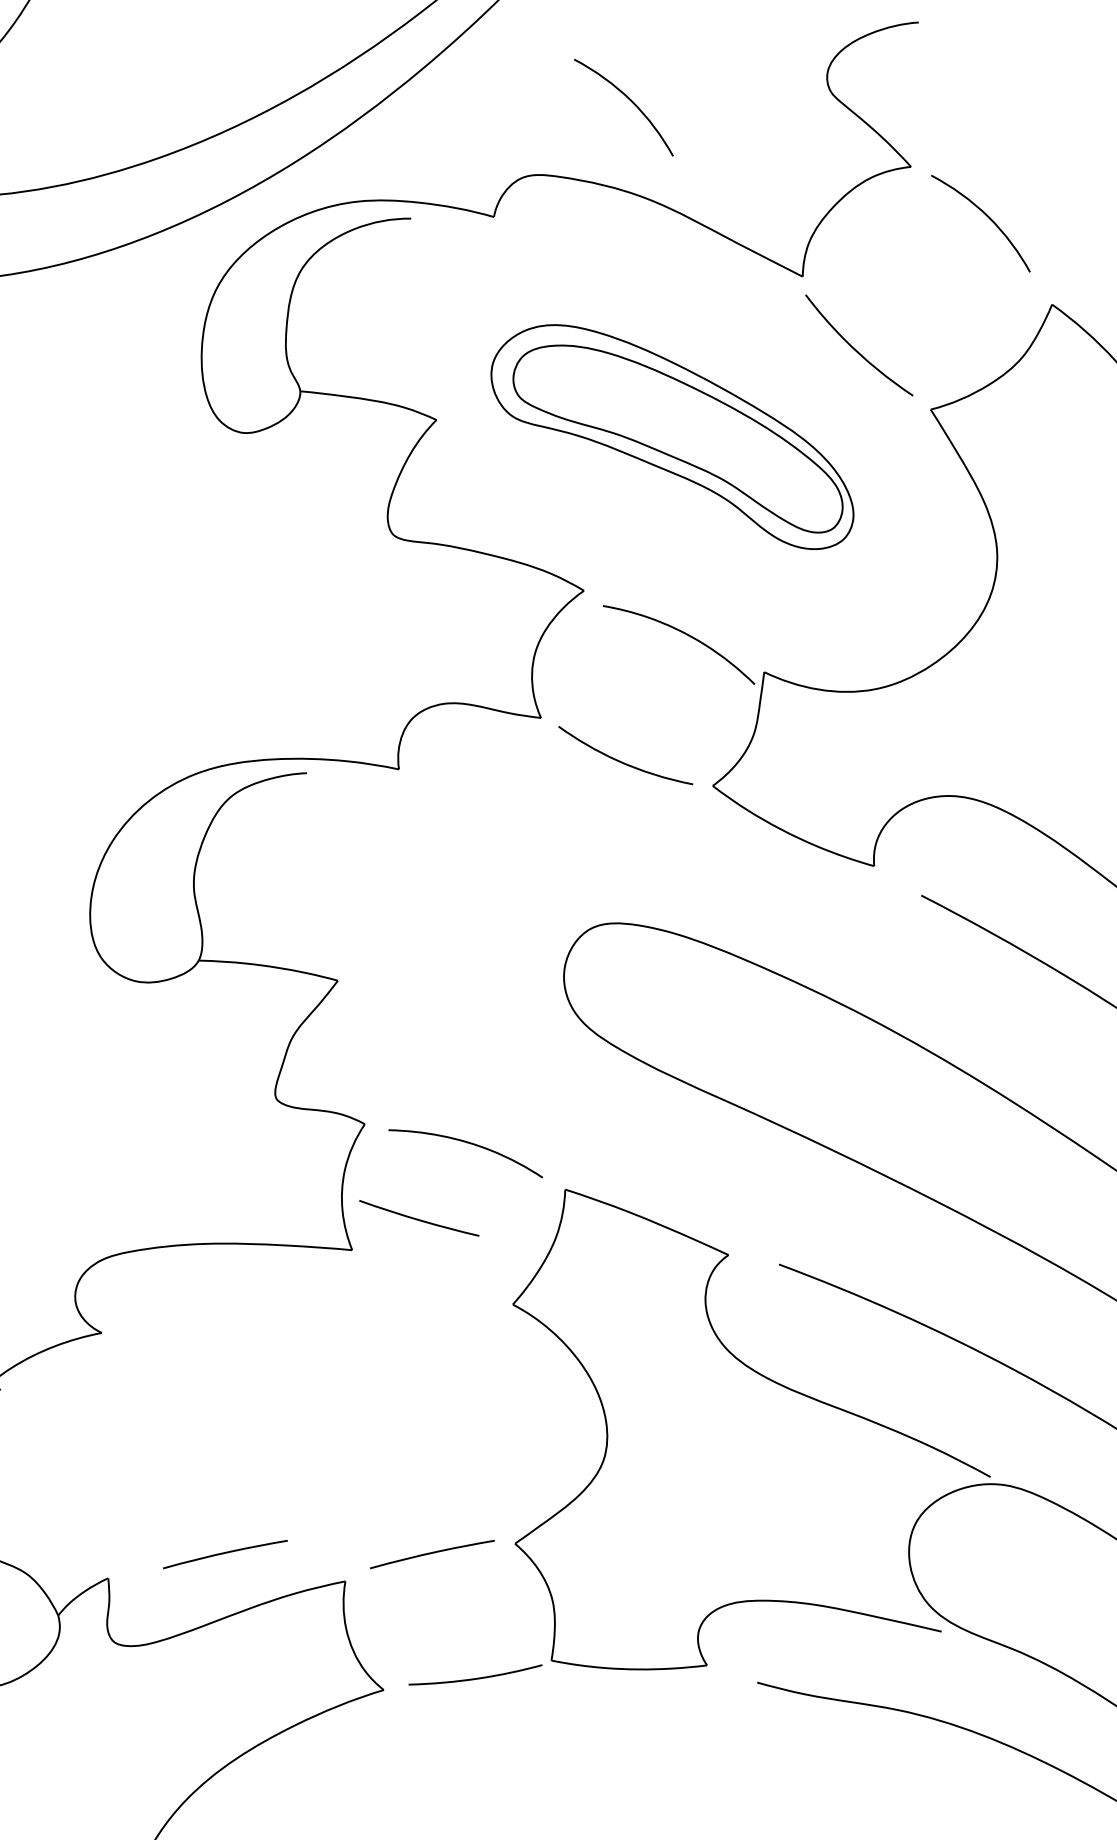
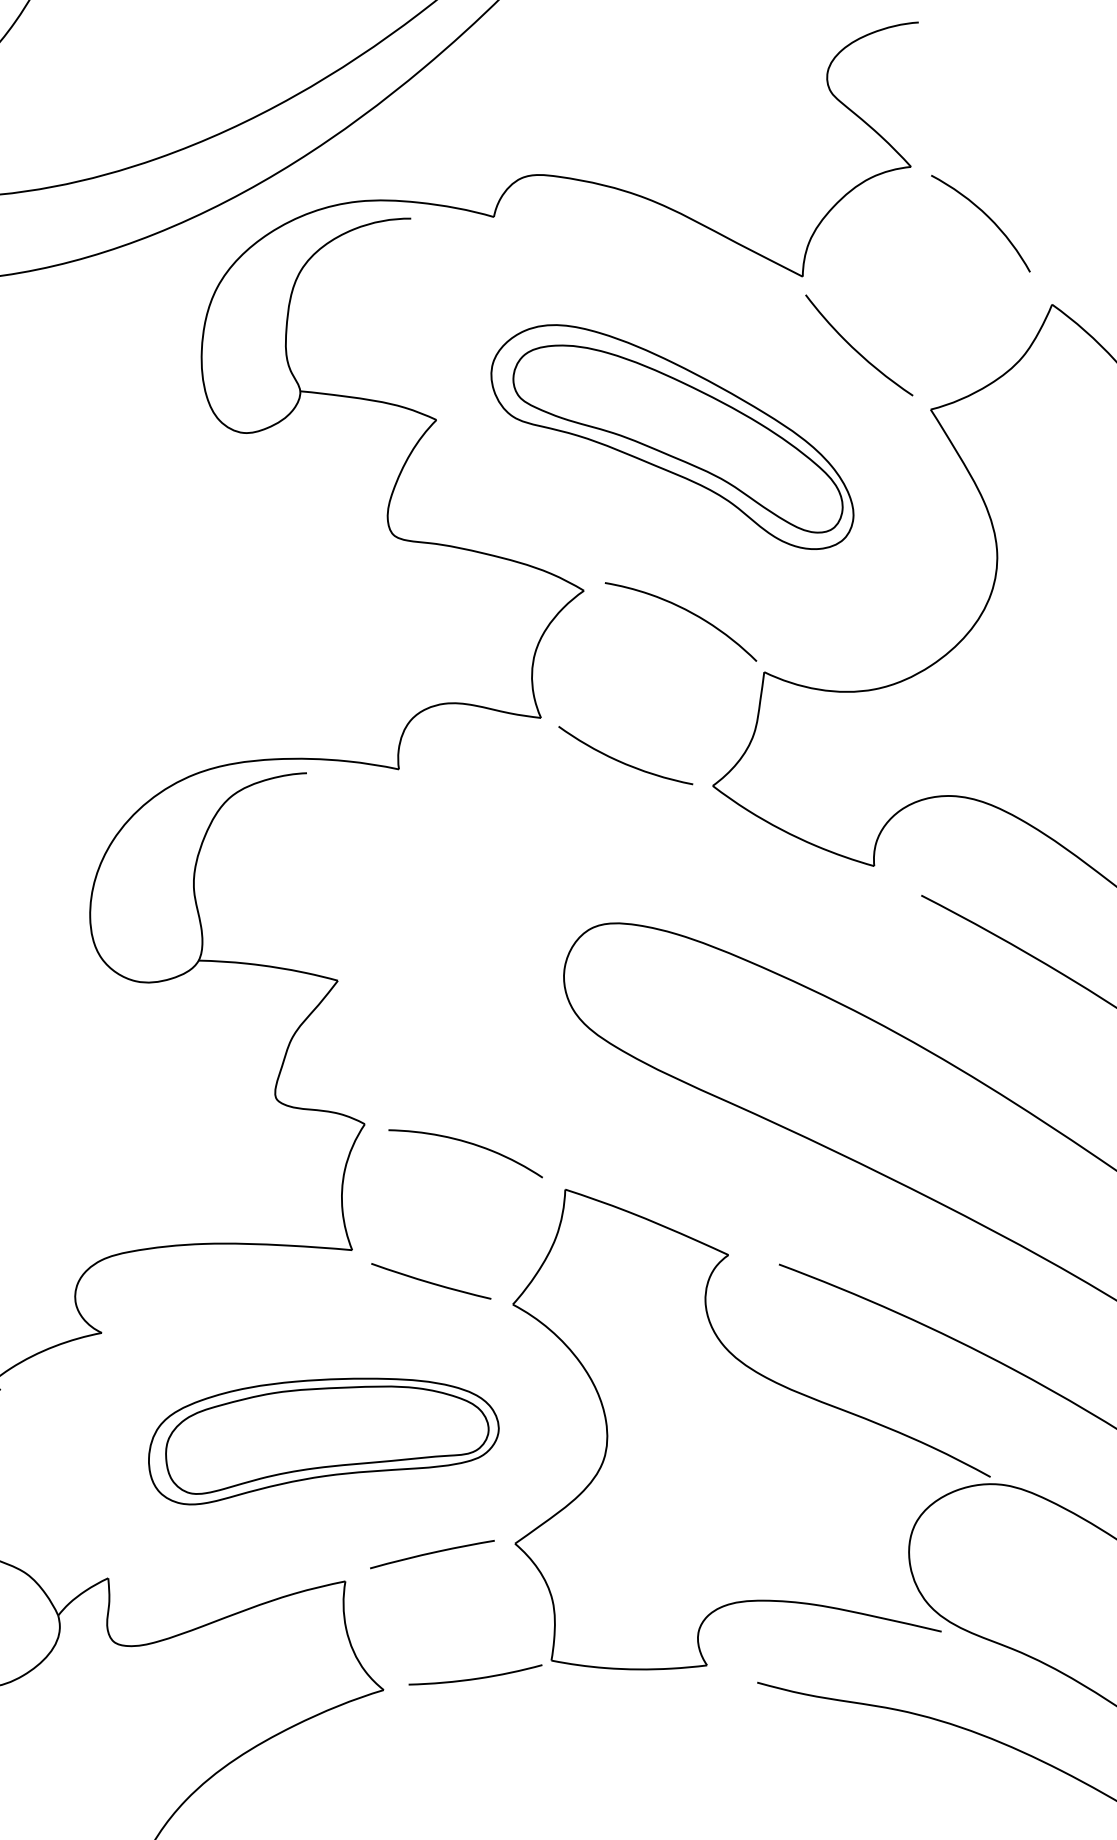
curve: present -> none (629, 100)
curve position: (684, 634) -> (686, 611) (686, 611)
curve position: (419, 1219) -> (431, 1282) (431, 1282)
part: none -> present (323, 1441)
curve: present -> none (225, 1553)
